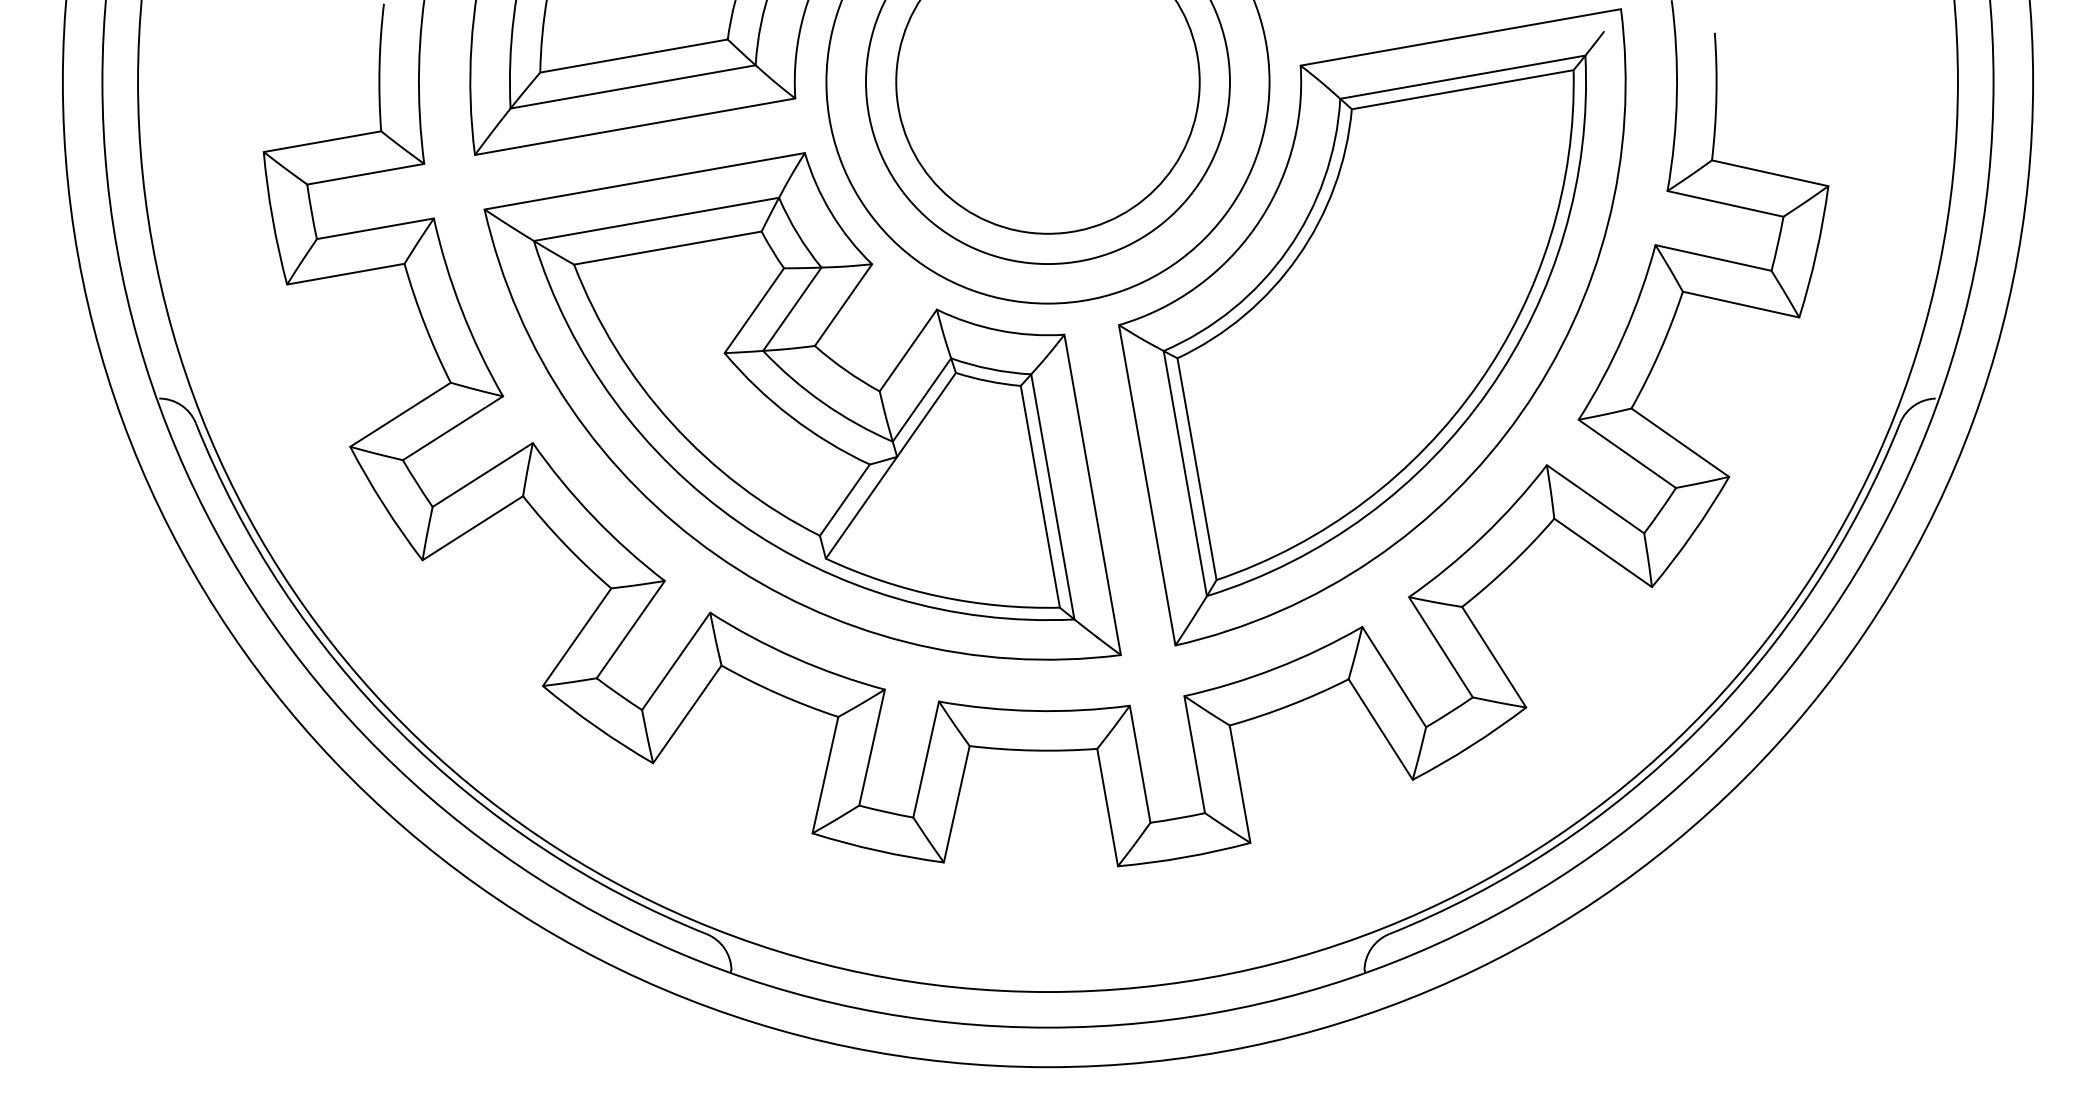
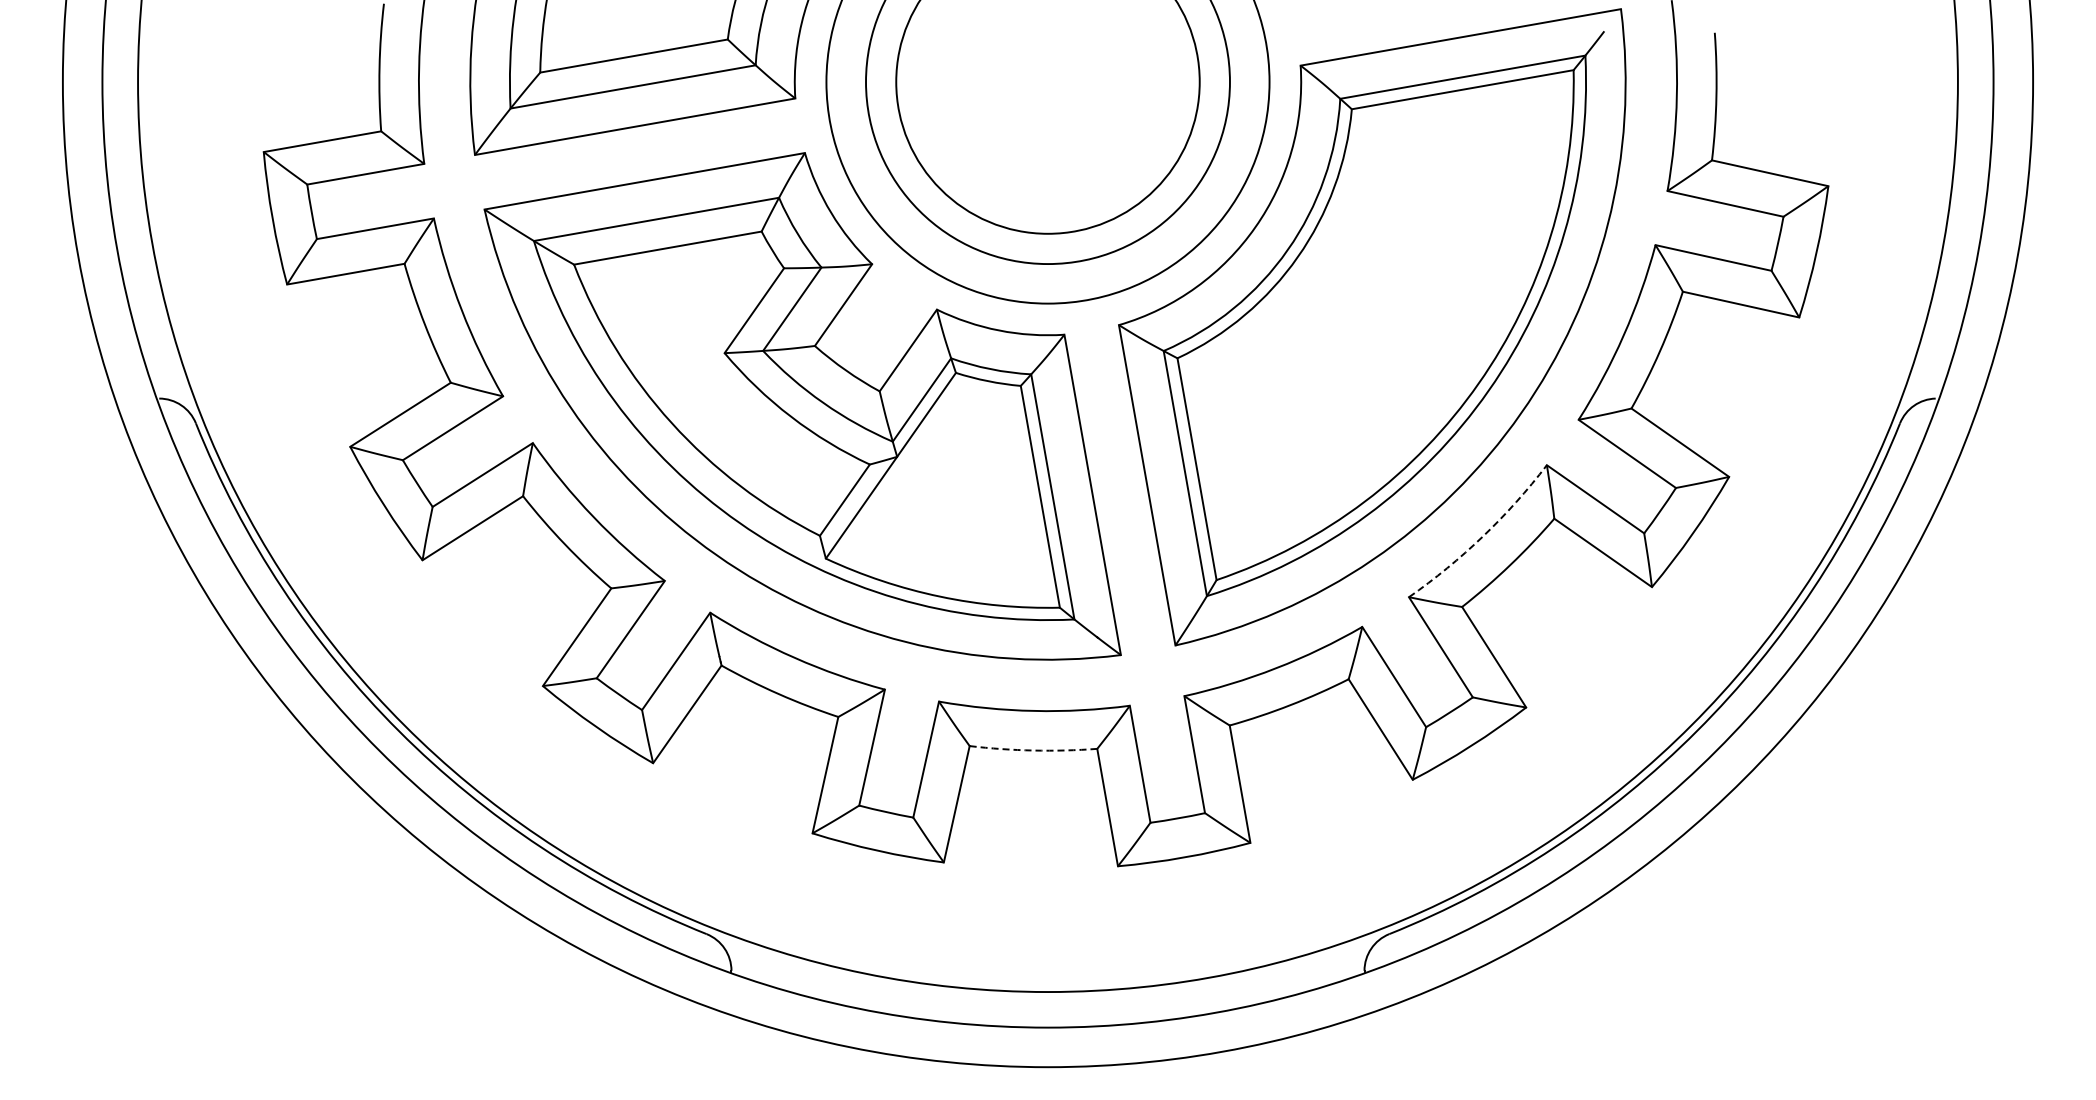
arc: solid -> dashed (1482, 536)
arc: solid -> dashed (1033, 750)
